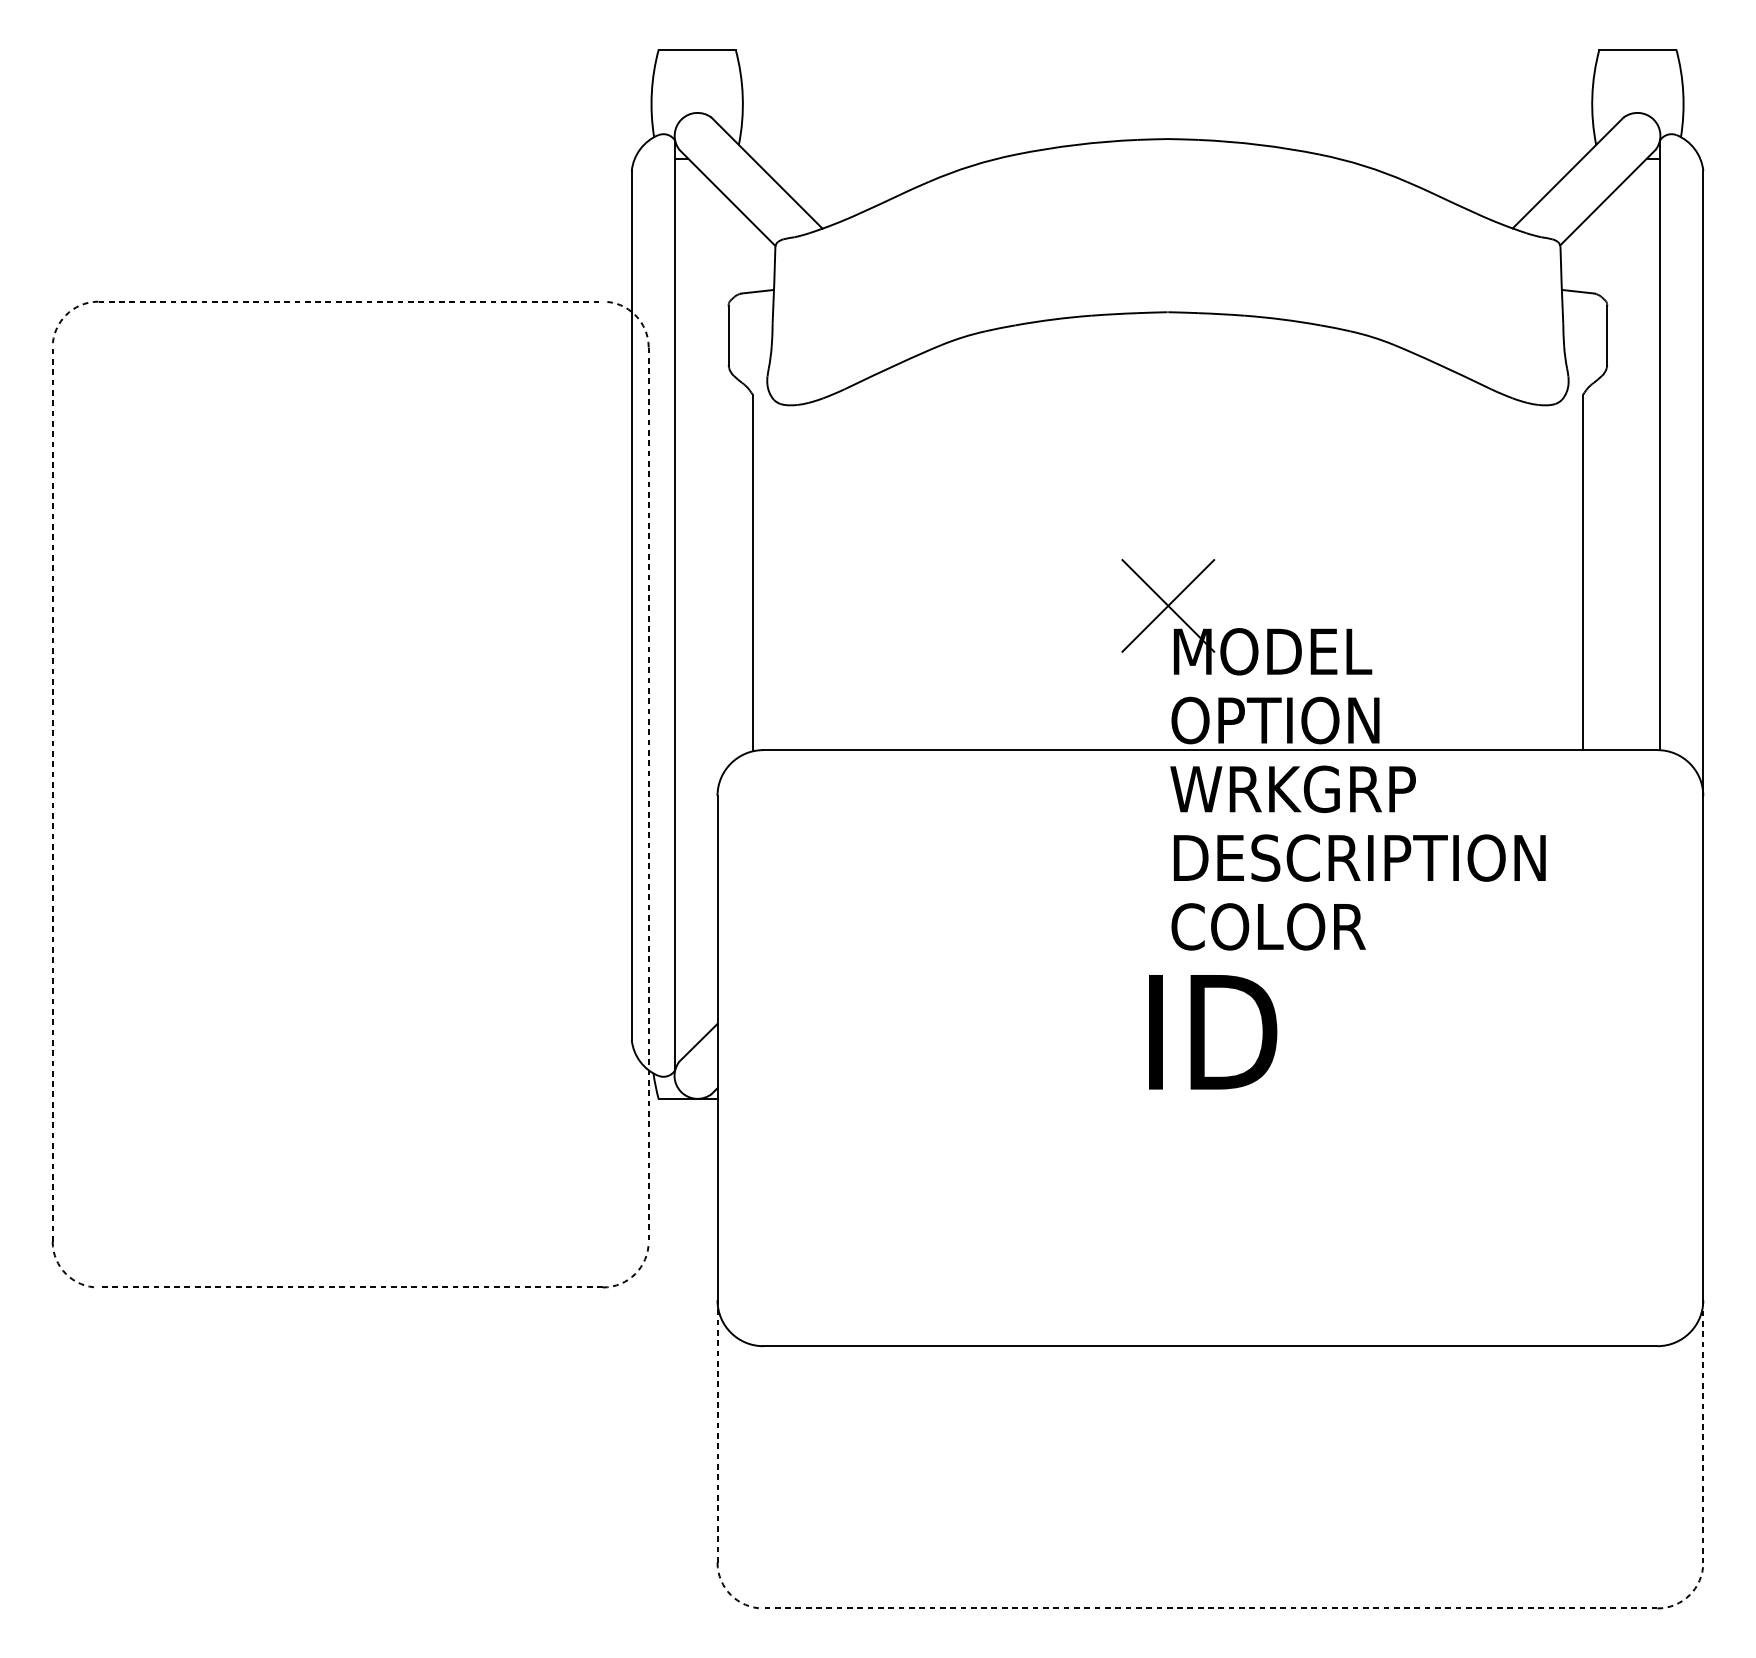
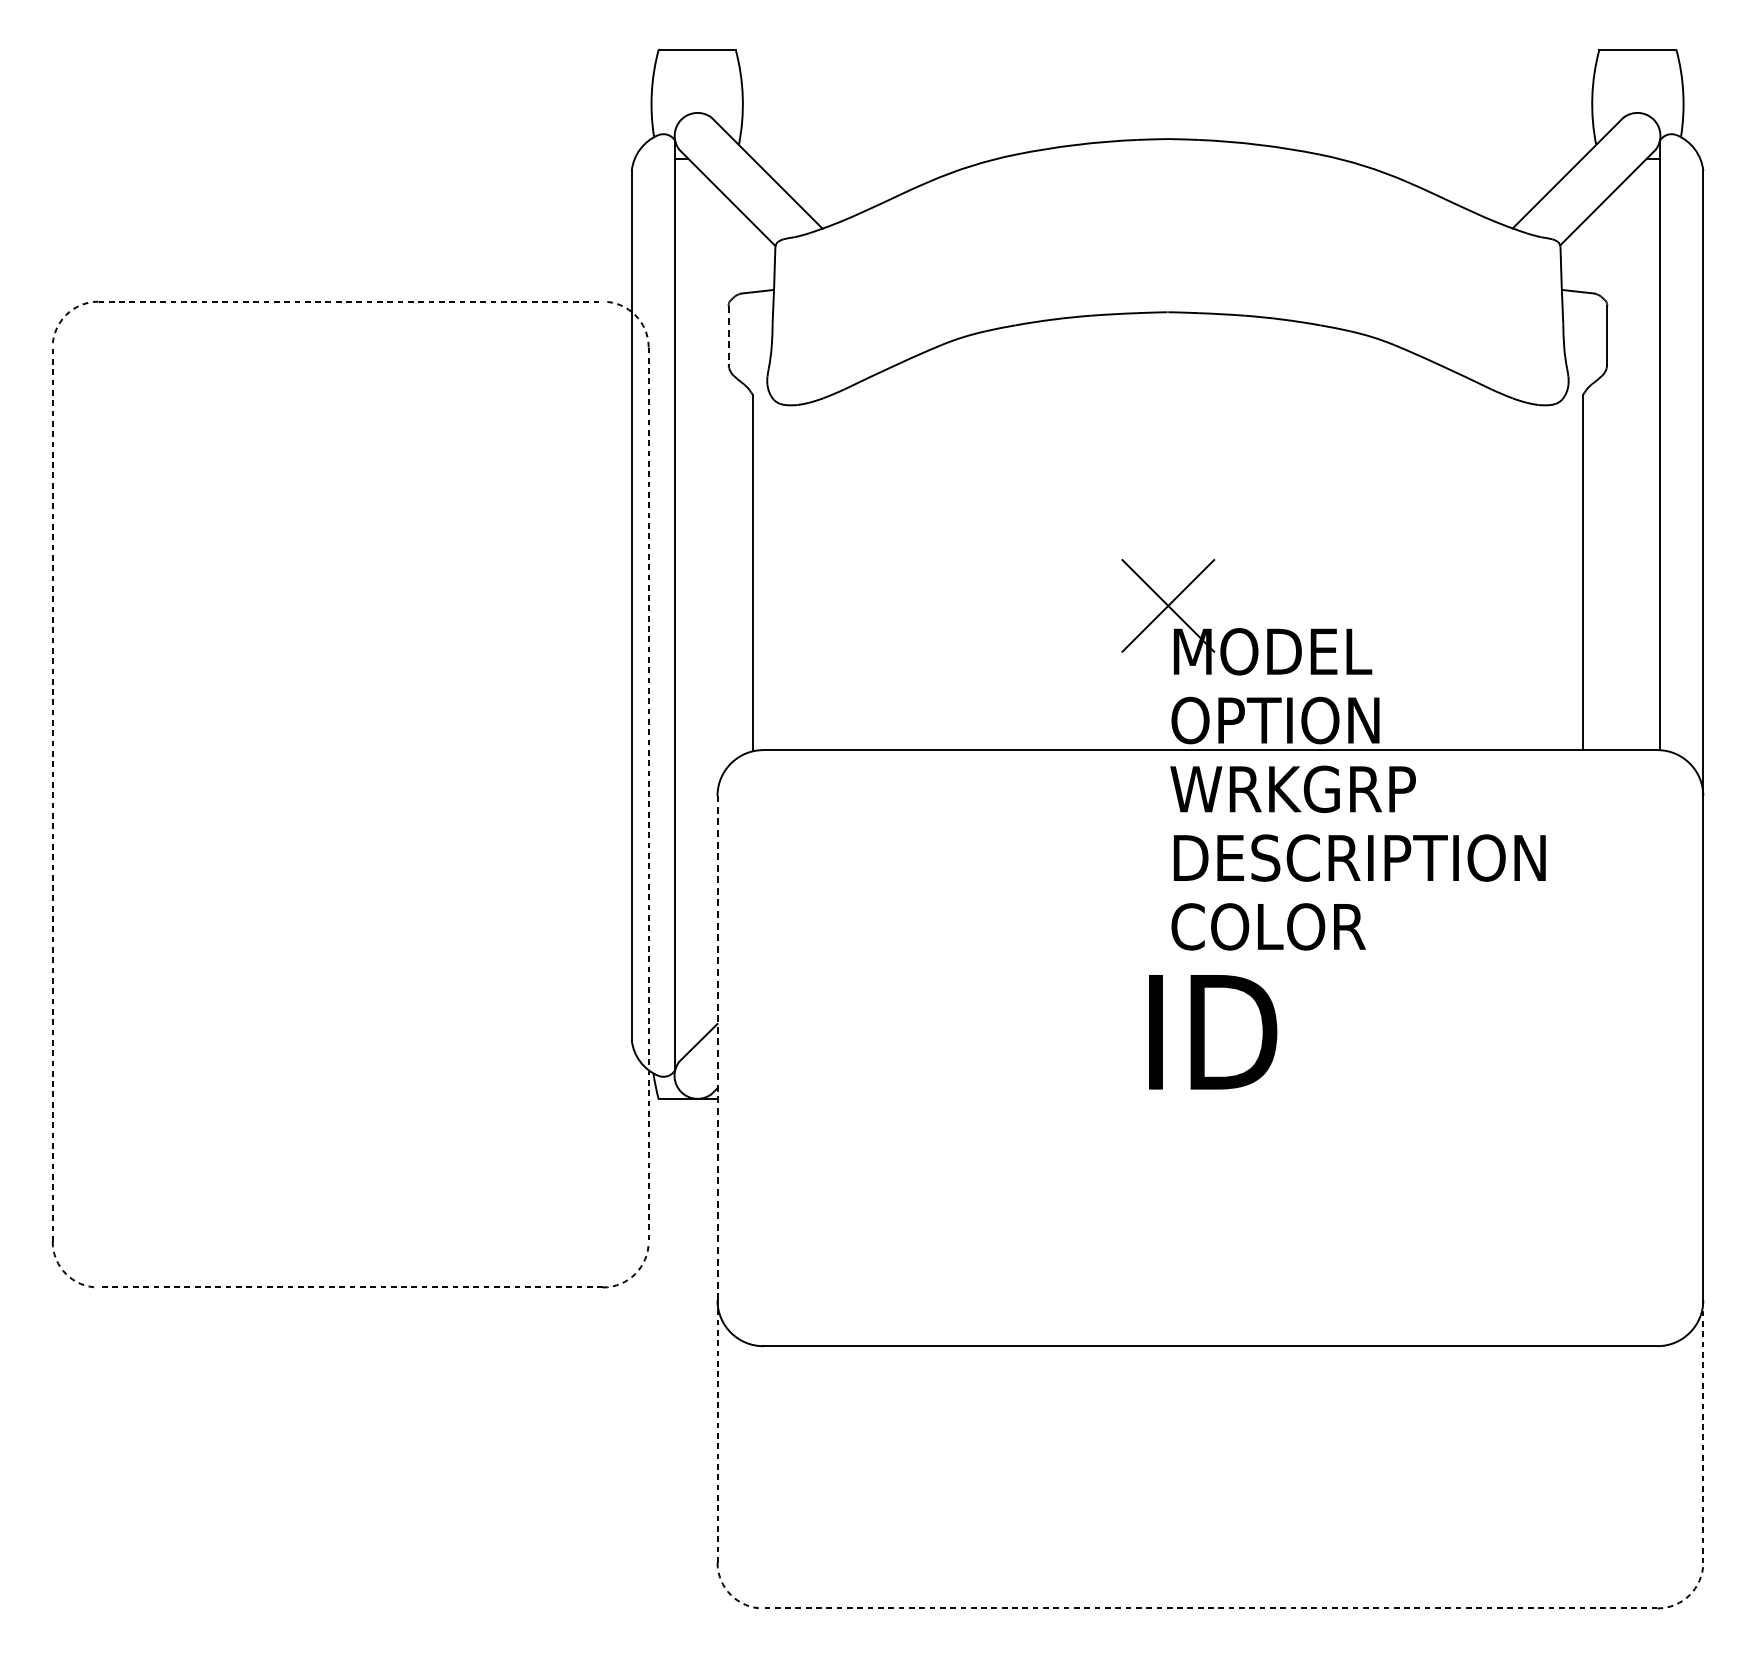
line: solid -> dashed (728, 335)
line: solid -> dashed (717, 1047)
